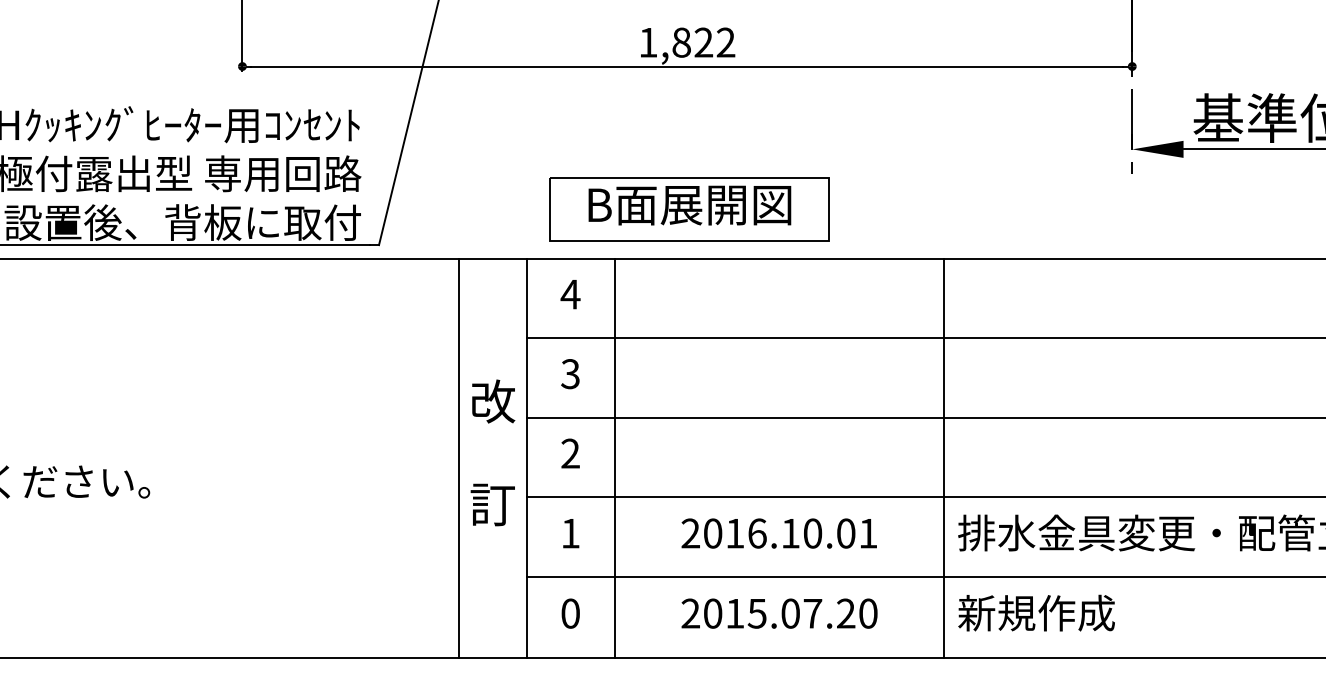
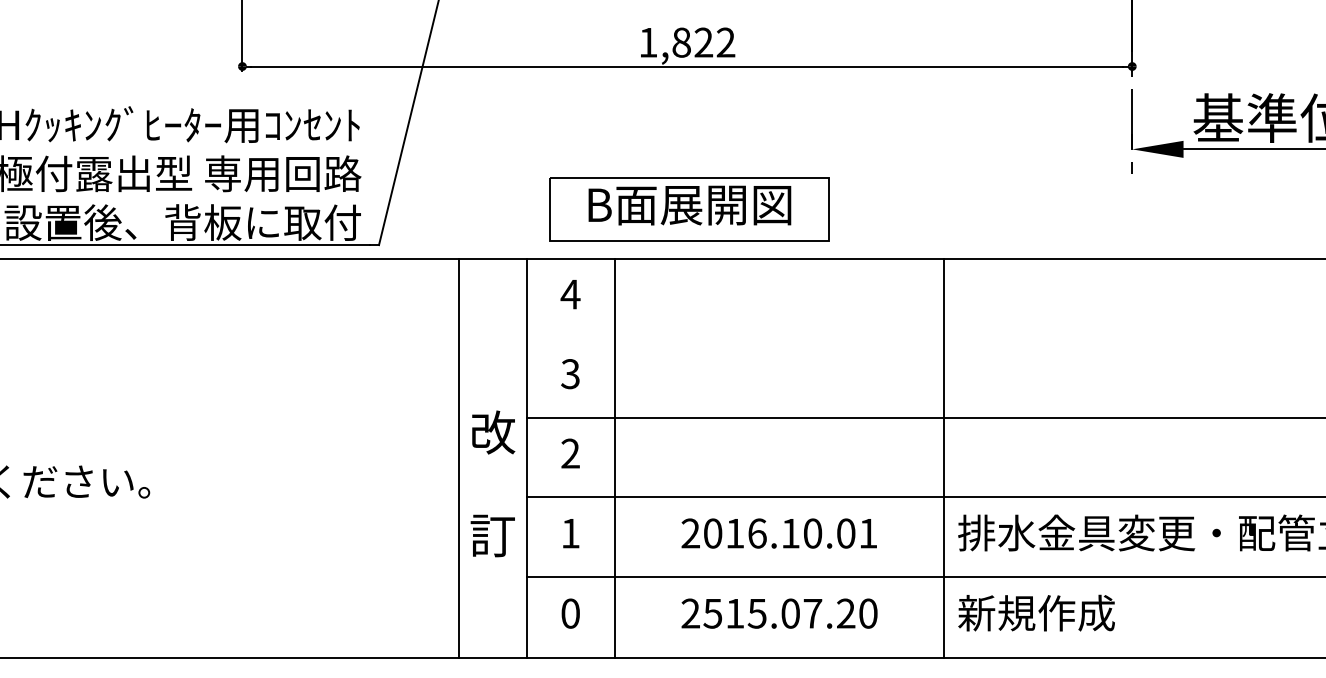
line: present -> none (924, 338)
text position: (492, 452) -> (492, 483) (492, 483)
text: 2015.07.20 -> 2515.07.20 (712, 613)
